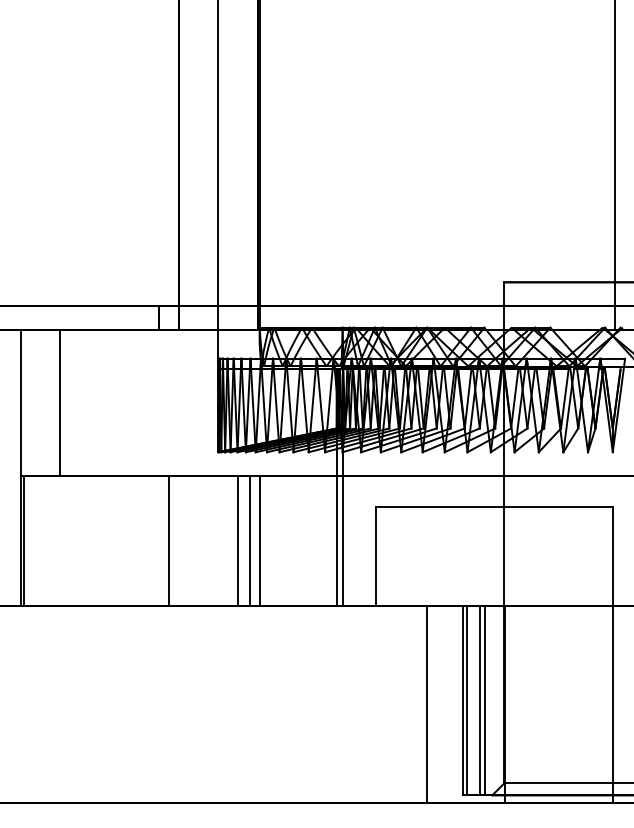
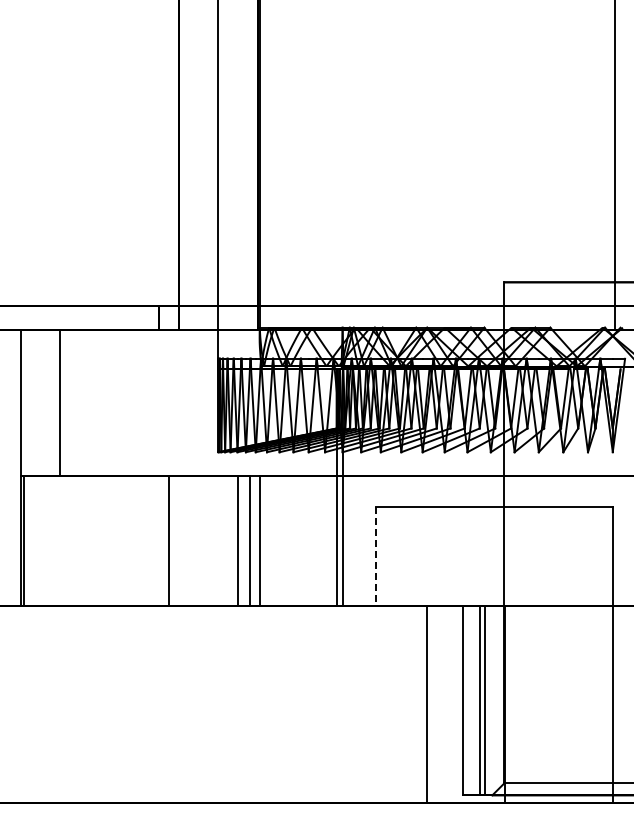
line: solid -> dashed (376, 557)
line: present -> none (467, 700)
